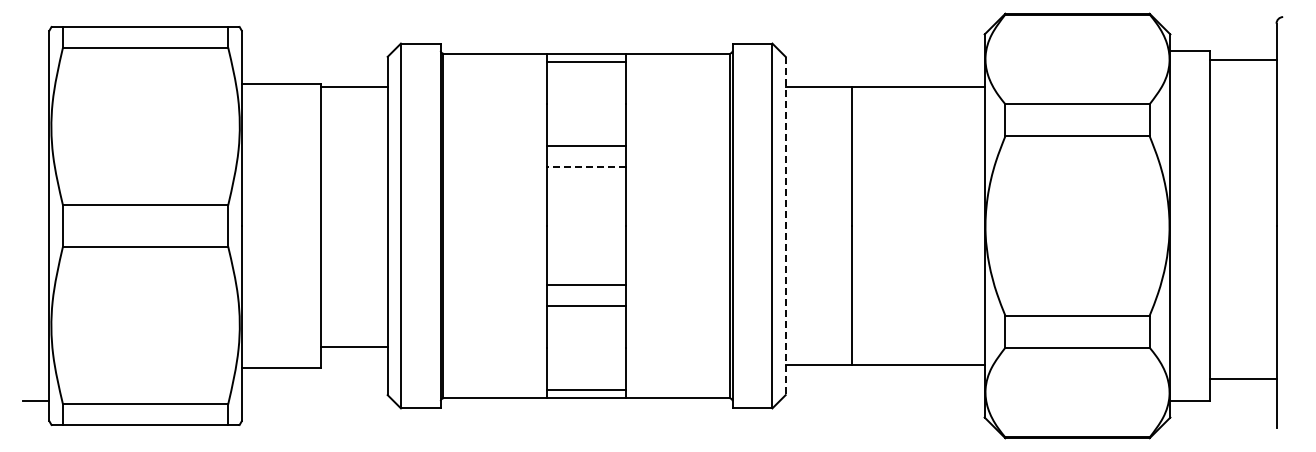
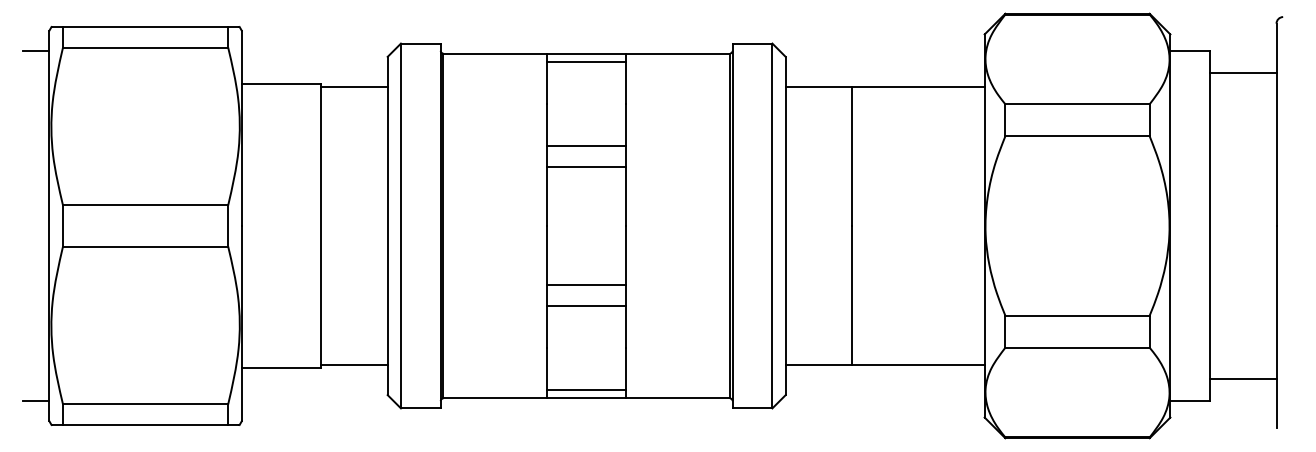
line: none -> present (36, 50)
line position: (1243, 60) -> (1243, 73) (1243, 73)
line: dashed -> solid (586, 166)
line: dashed -> solid (785, 226)
line position: (354, 347) -> (354, 365) (354, 365)
